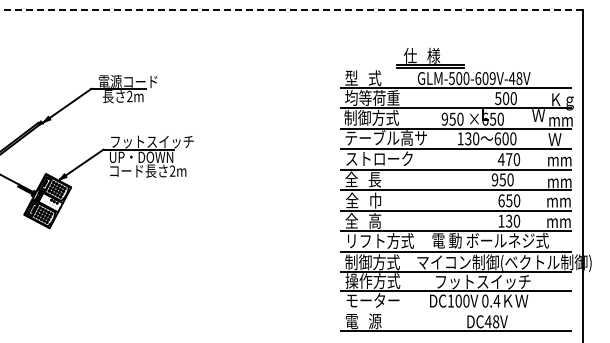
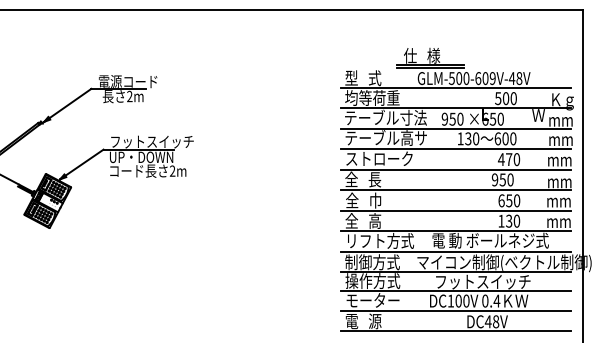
line: dashed -> solid (291, 10)
text: 制御方式 -> テーブル寸法 (385, 117)
text: Ｗ -> mm (560, 139)
line: none -> present (455, 310)
